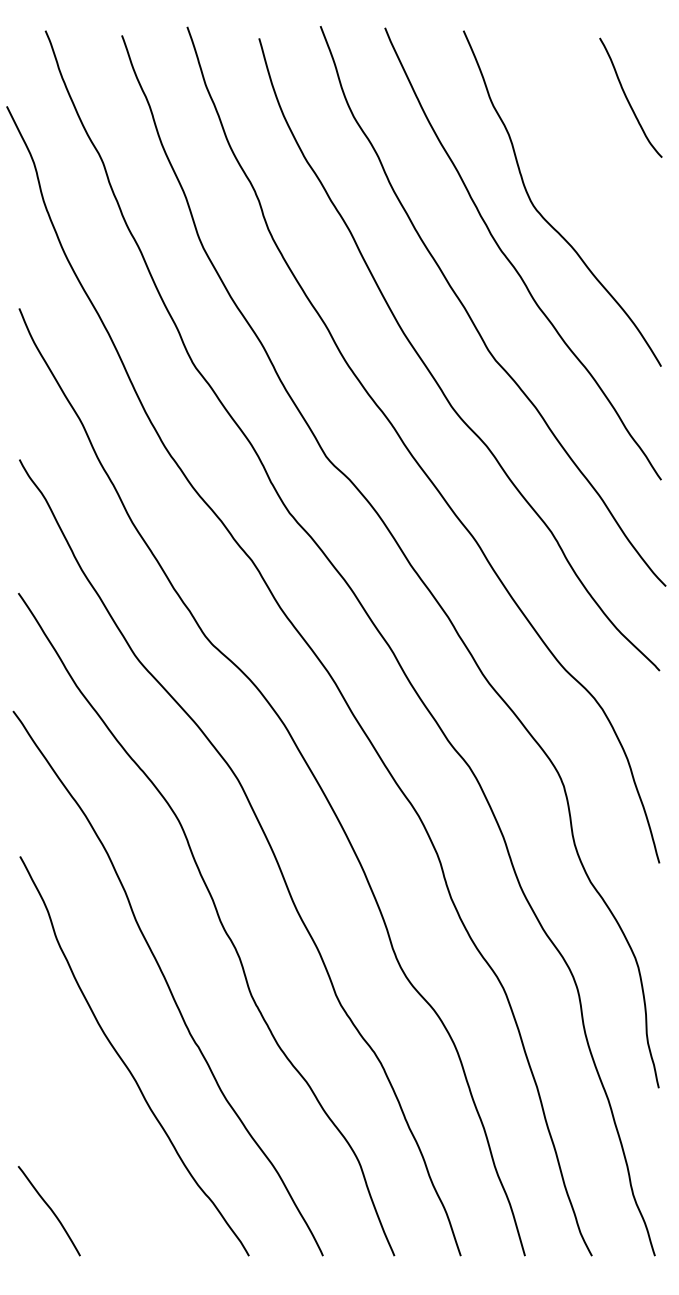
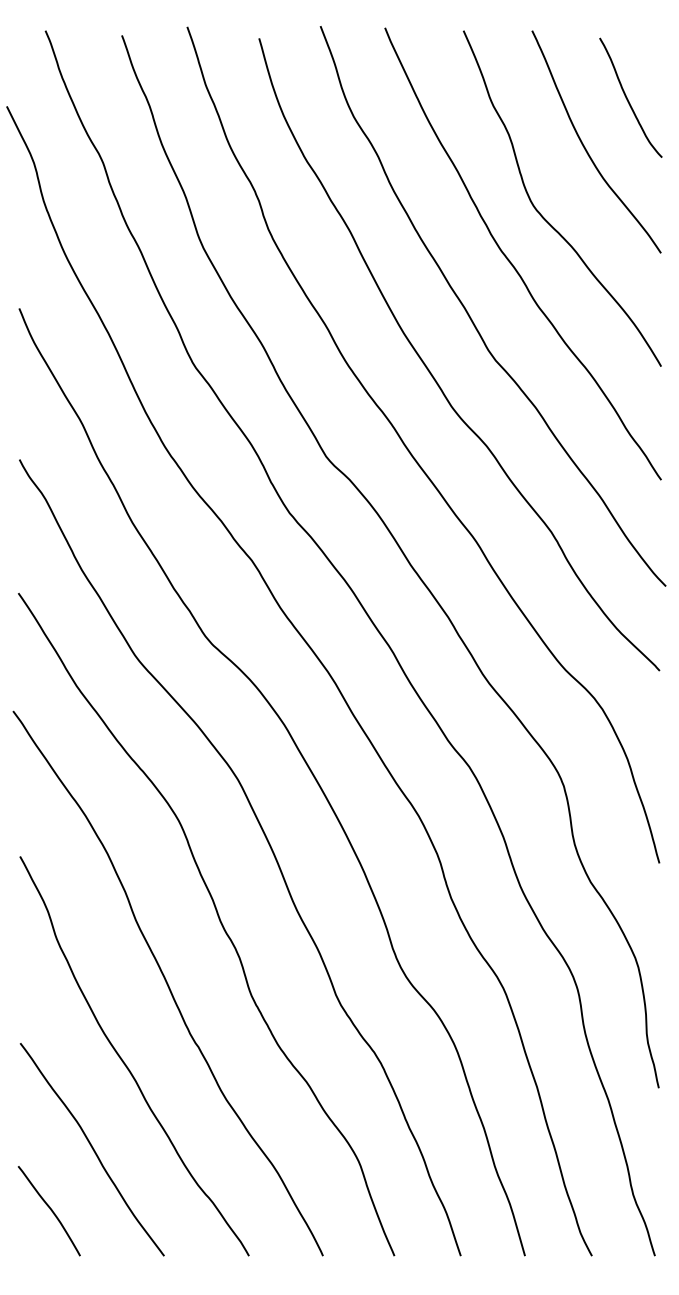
curve: none -> present (586, 148)
curve: none -> present (91, 1148)
